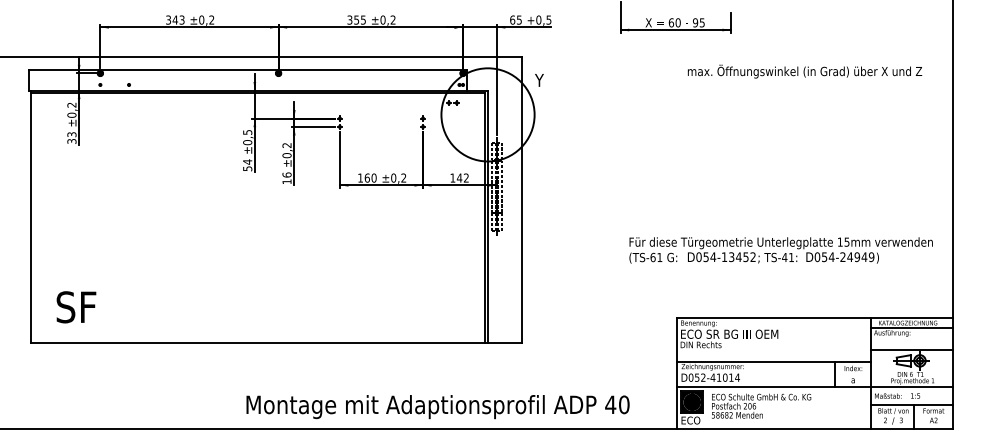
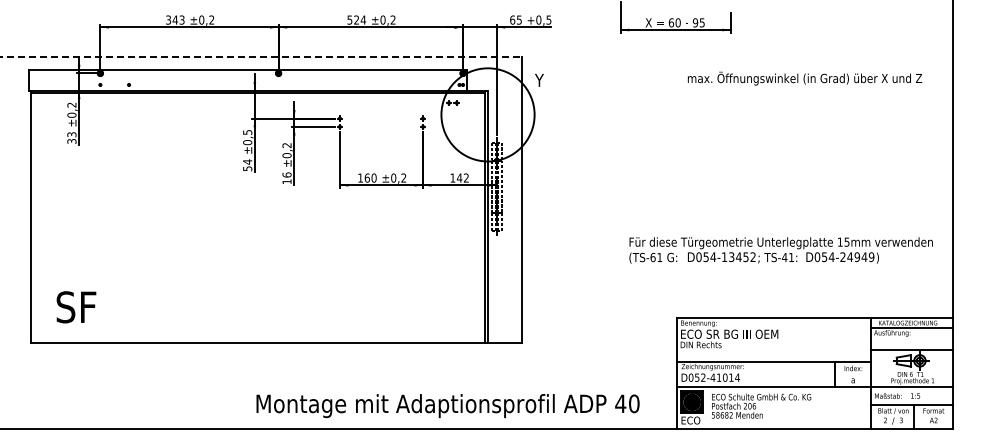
text: 355 -> 524 (356, 19)
line: solid -> dashed (261, 56)
text position: (805, 71) -> (805, 78) (805, 78)
text position: (437, 407) -> (447, 406) (447, 406)
